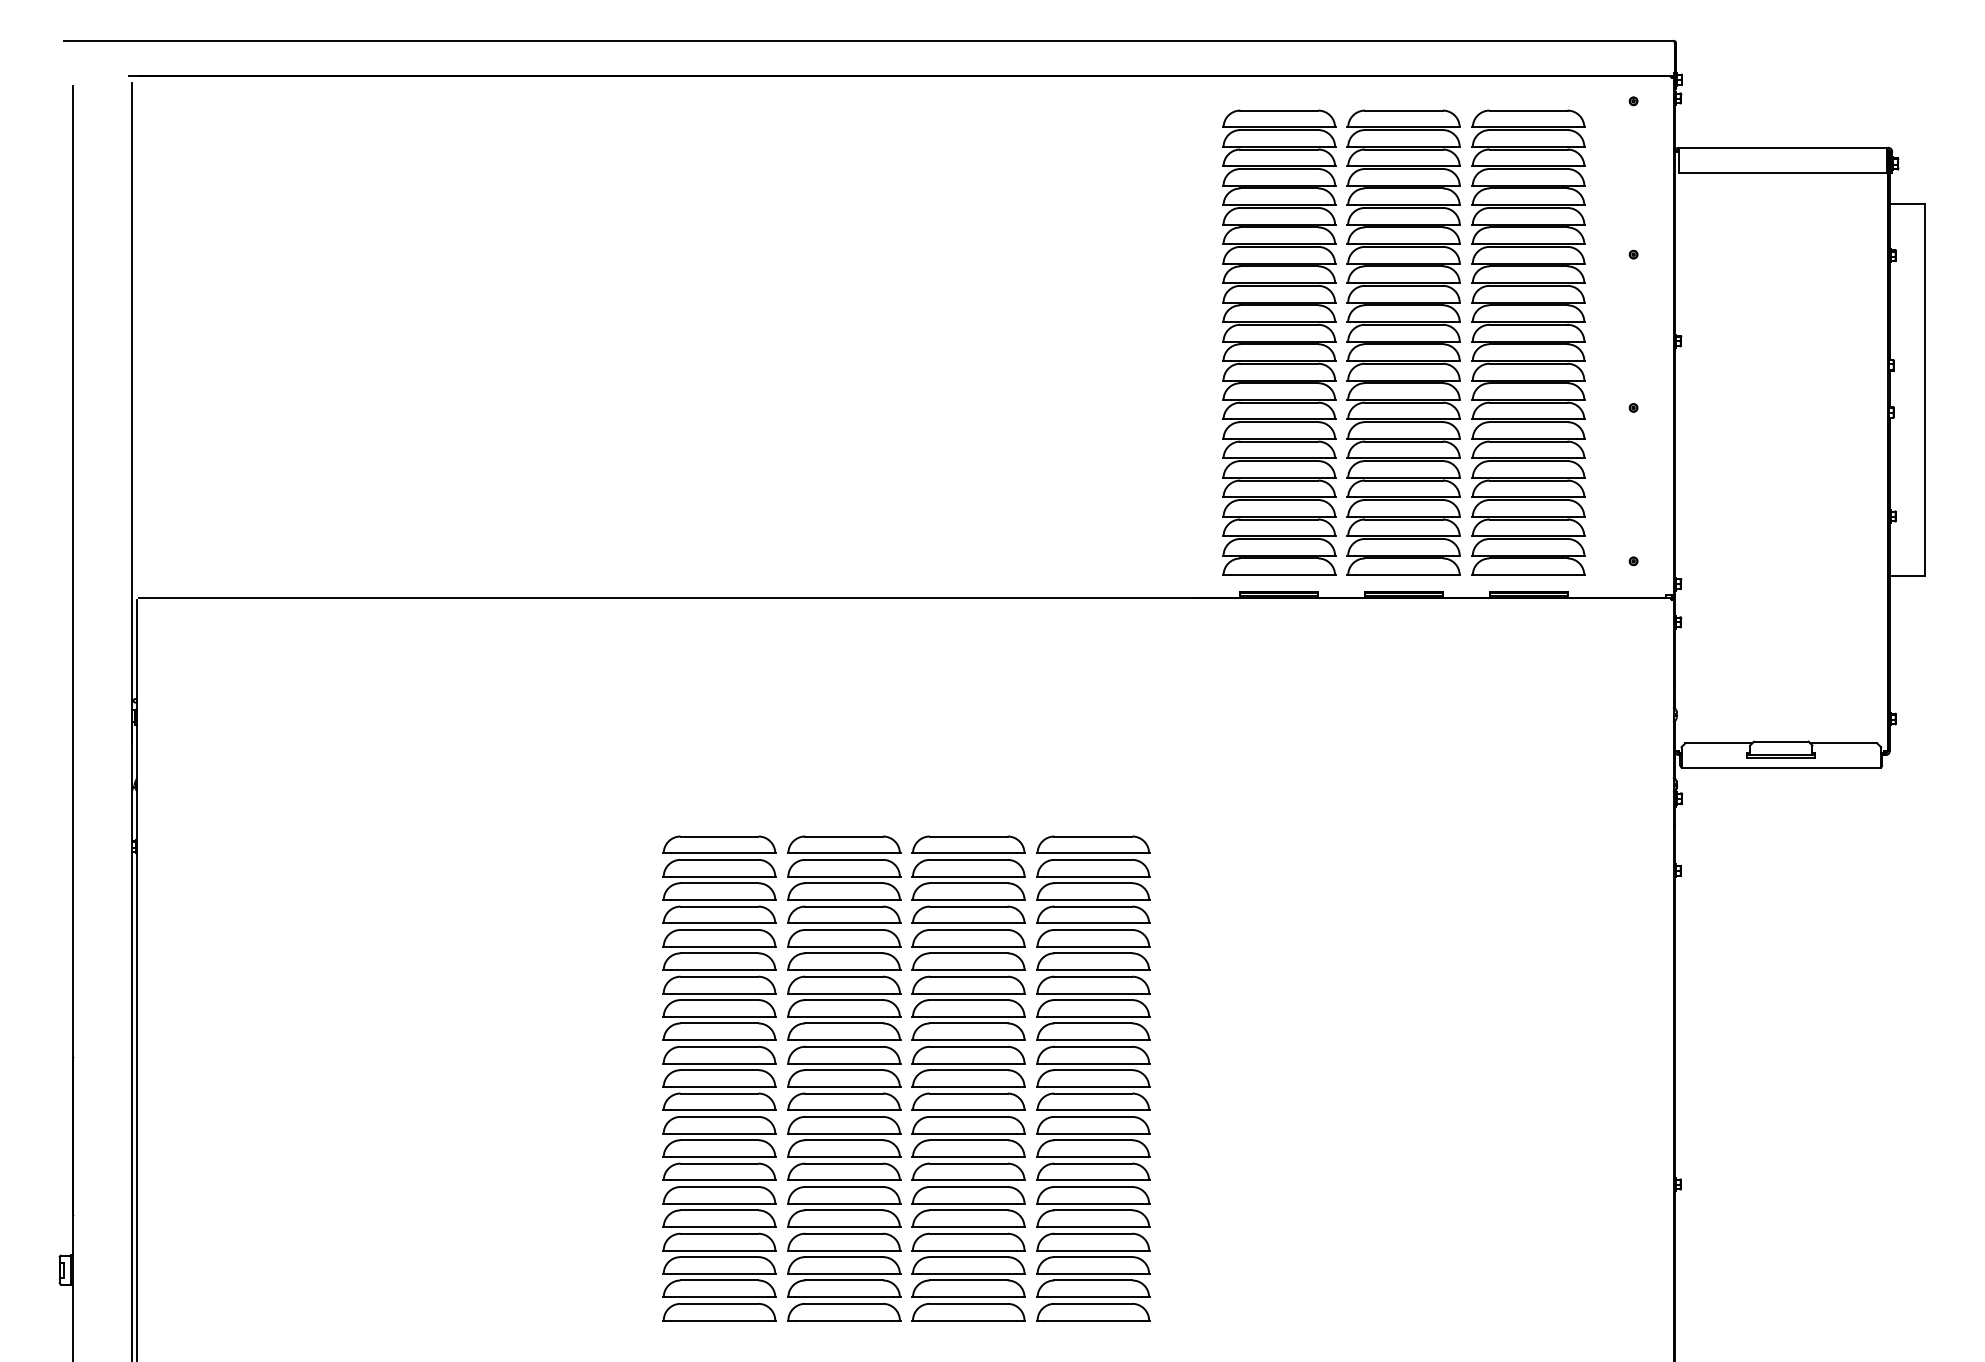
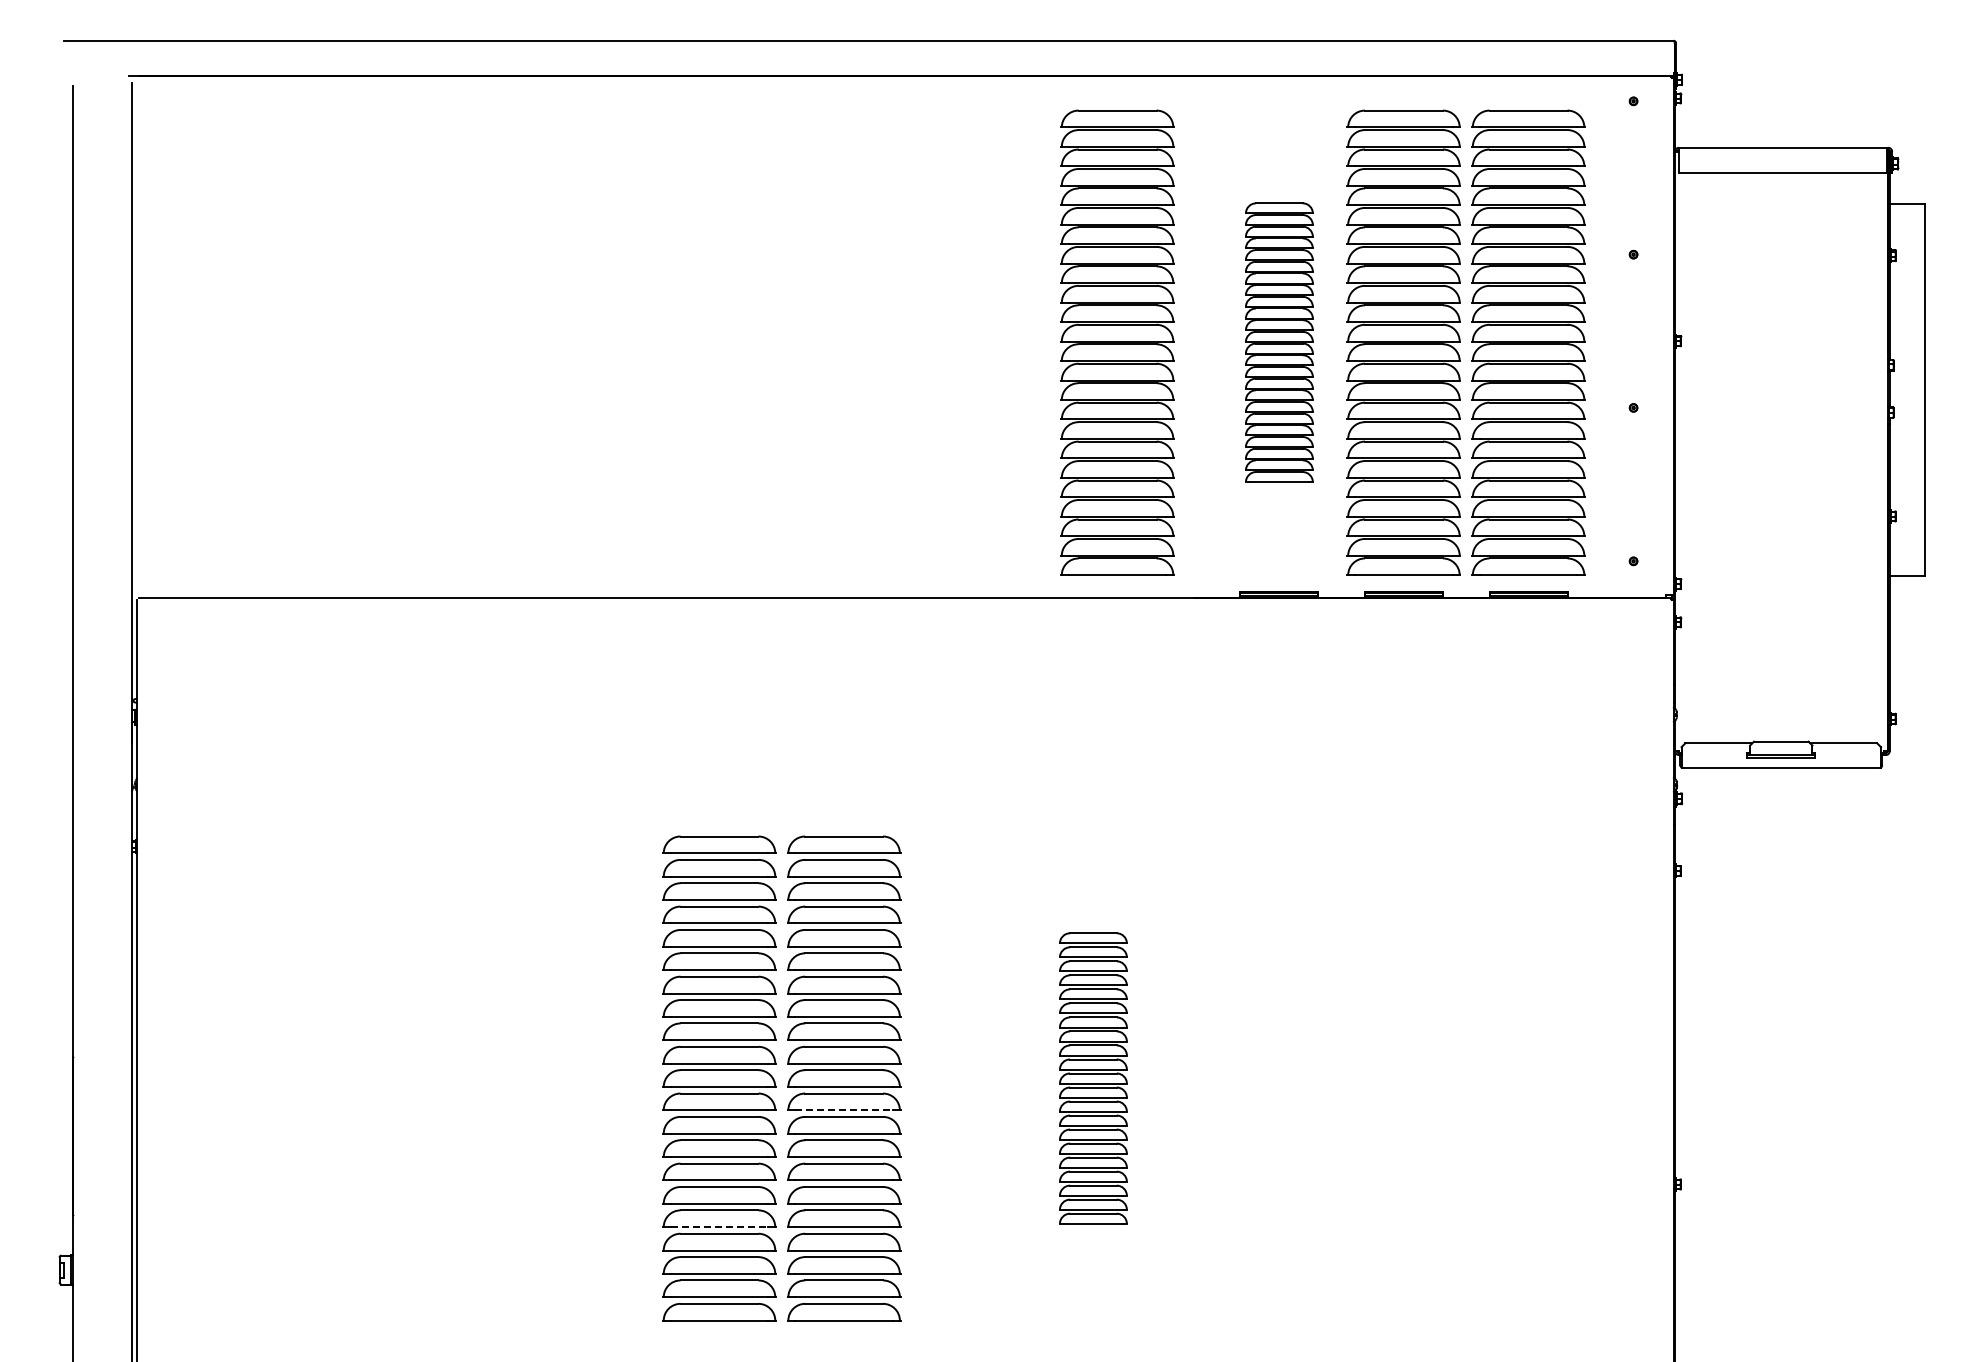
part: none -> present (1117, 342)
part size: 115x467 px -> 69x281 px (1279, 342)
part: present -> none (968, 1078)
part size: 115x487 px -> 69x293 px (1093, 1078)
line: solid -> dashed (844, 1110)
line: solid -> dashed (719, 1227)
